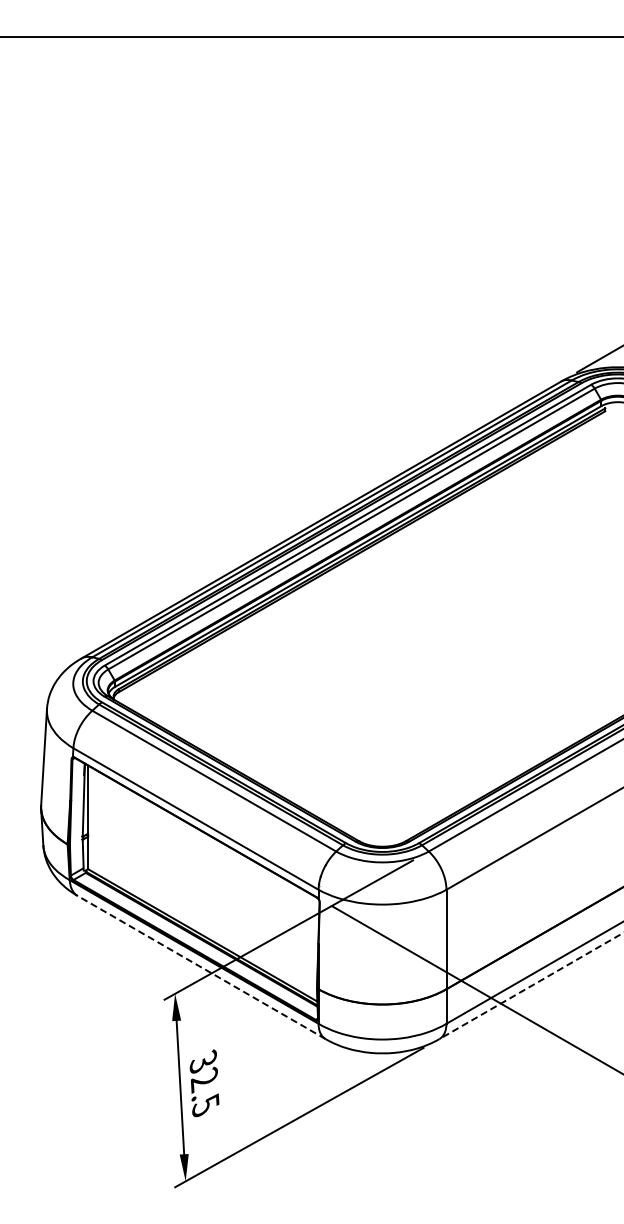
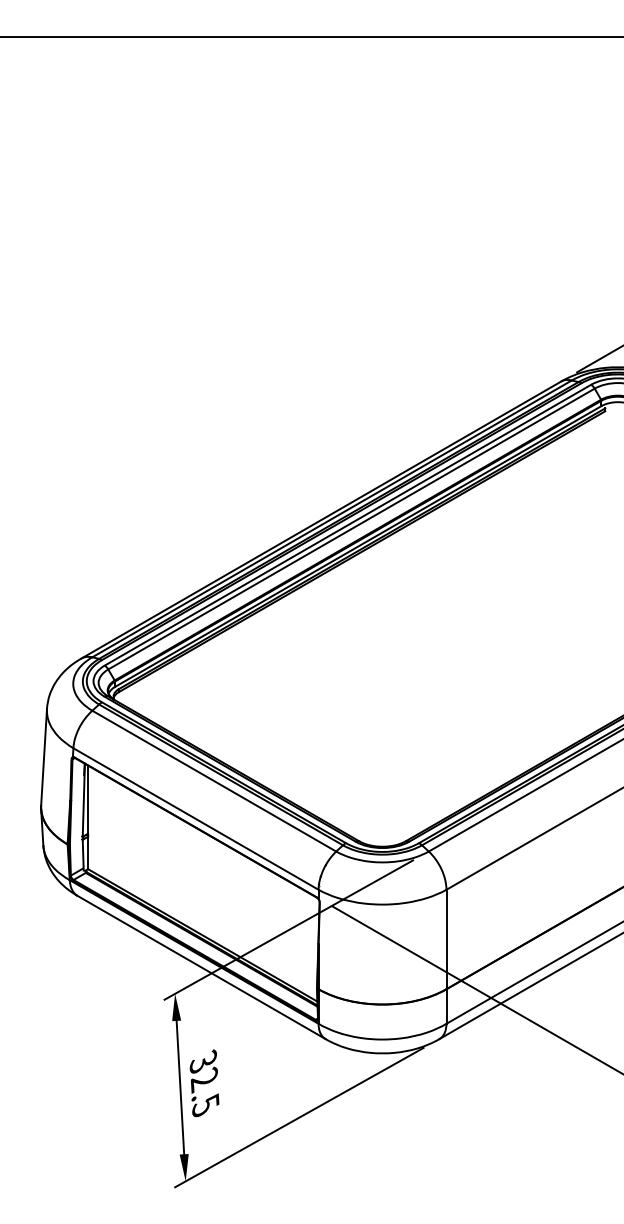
line: dashed -> solid (201, 967)
line: dashed -> solid (531, 986)
